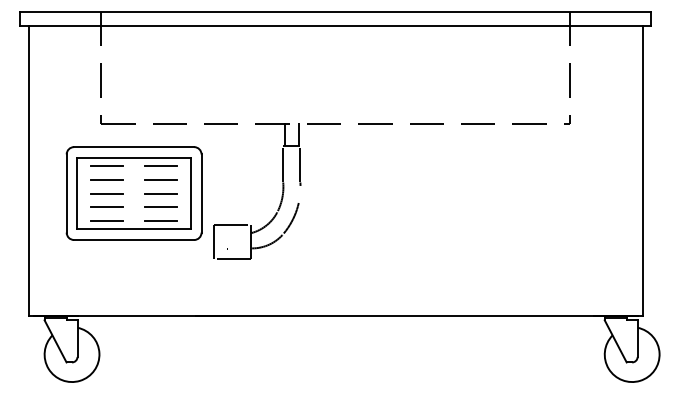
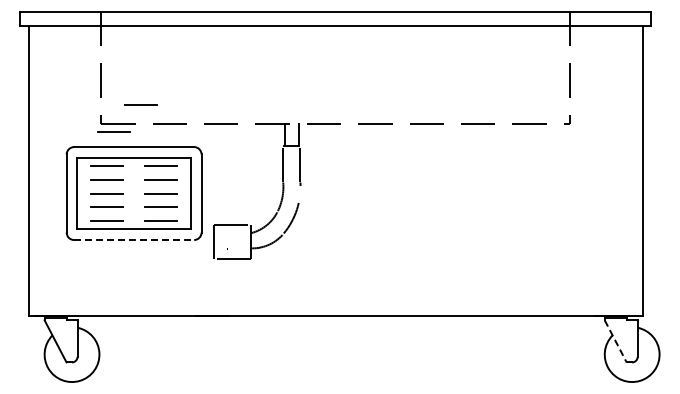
line: none -> present (140, 104)
line: none -> present (113, 131)
line: solid -> dashed (134, 240)
line: solid -> dashed (615, 341)
